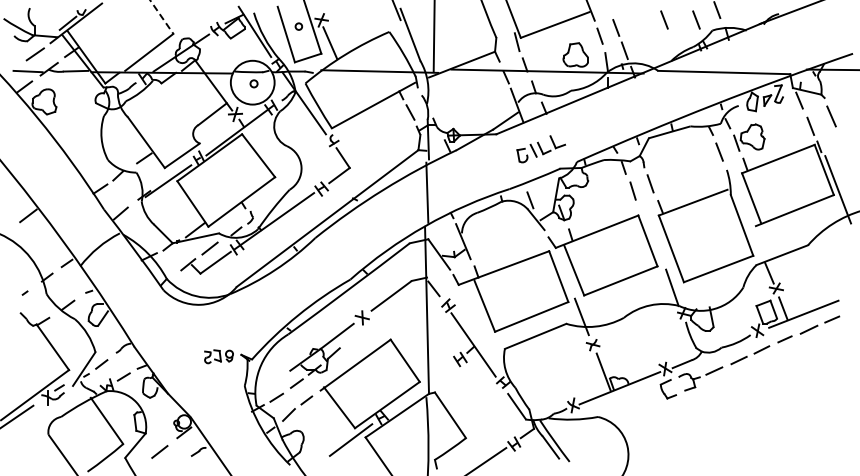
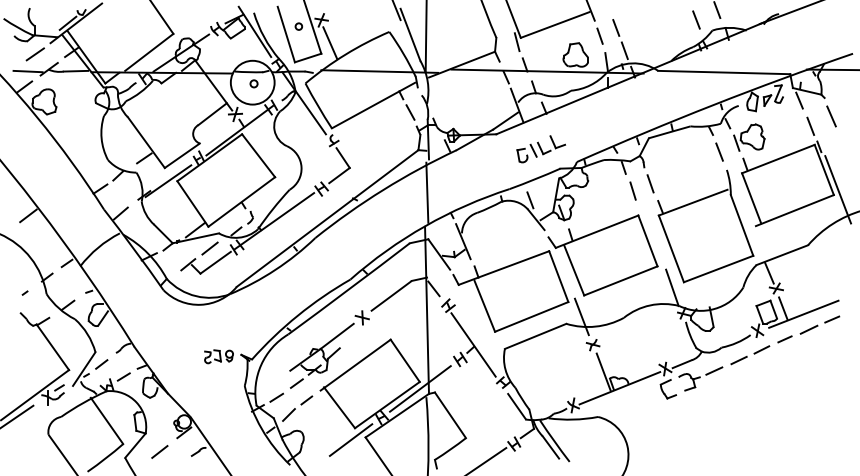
line: dashed -> solid (162, 17)
line: present -> none (664, 19)
line position: (433, 36) -> (425, 36) (425, 36)
line: none -> present (420, 388)
